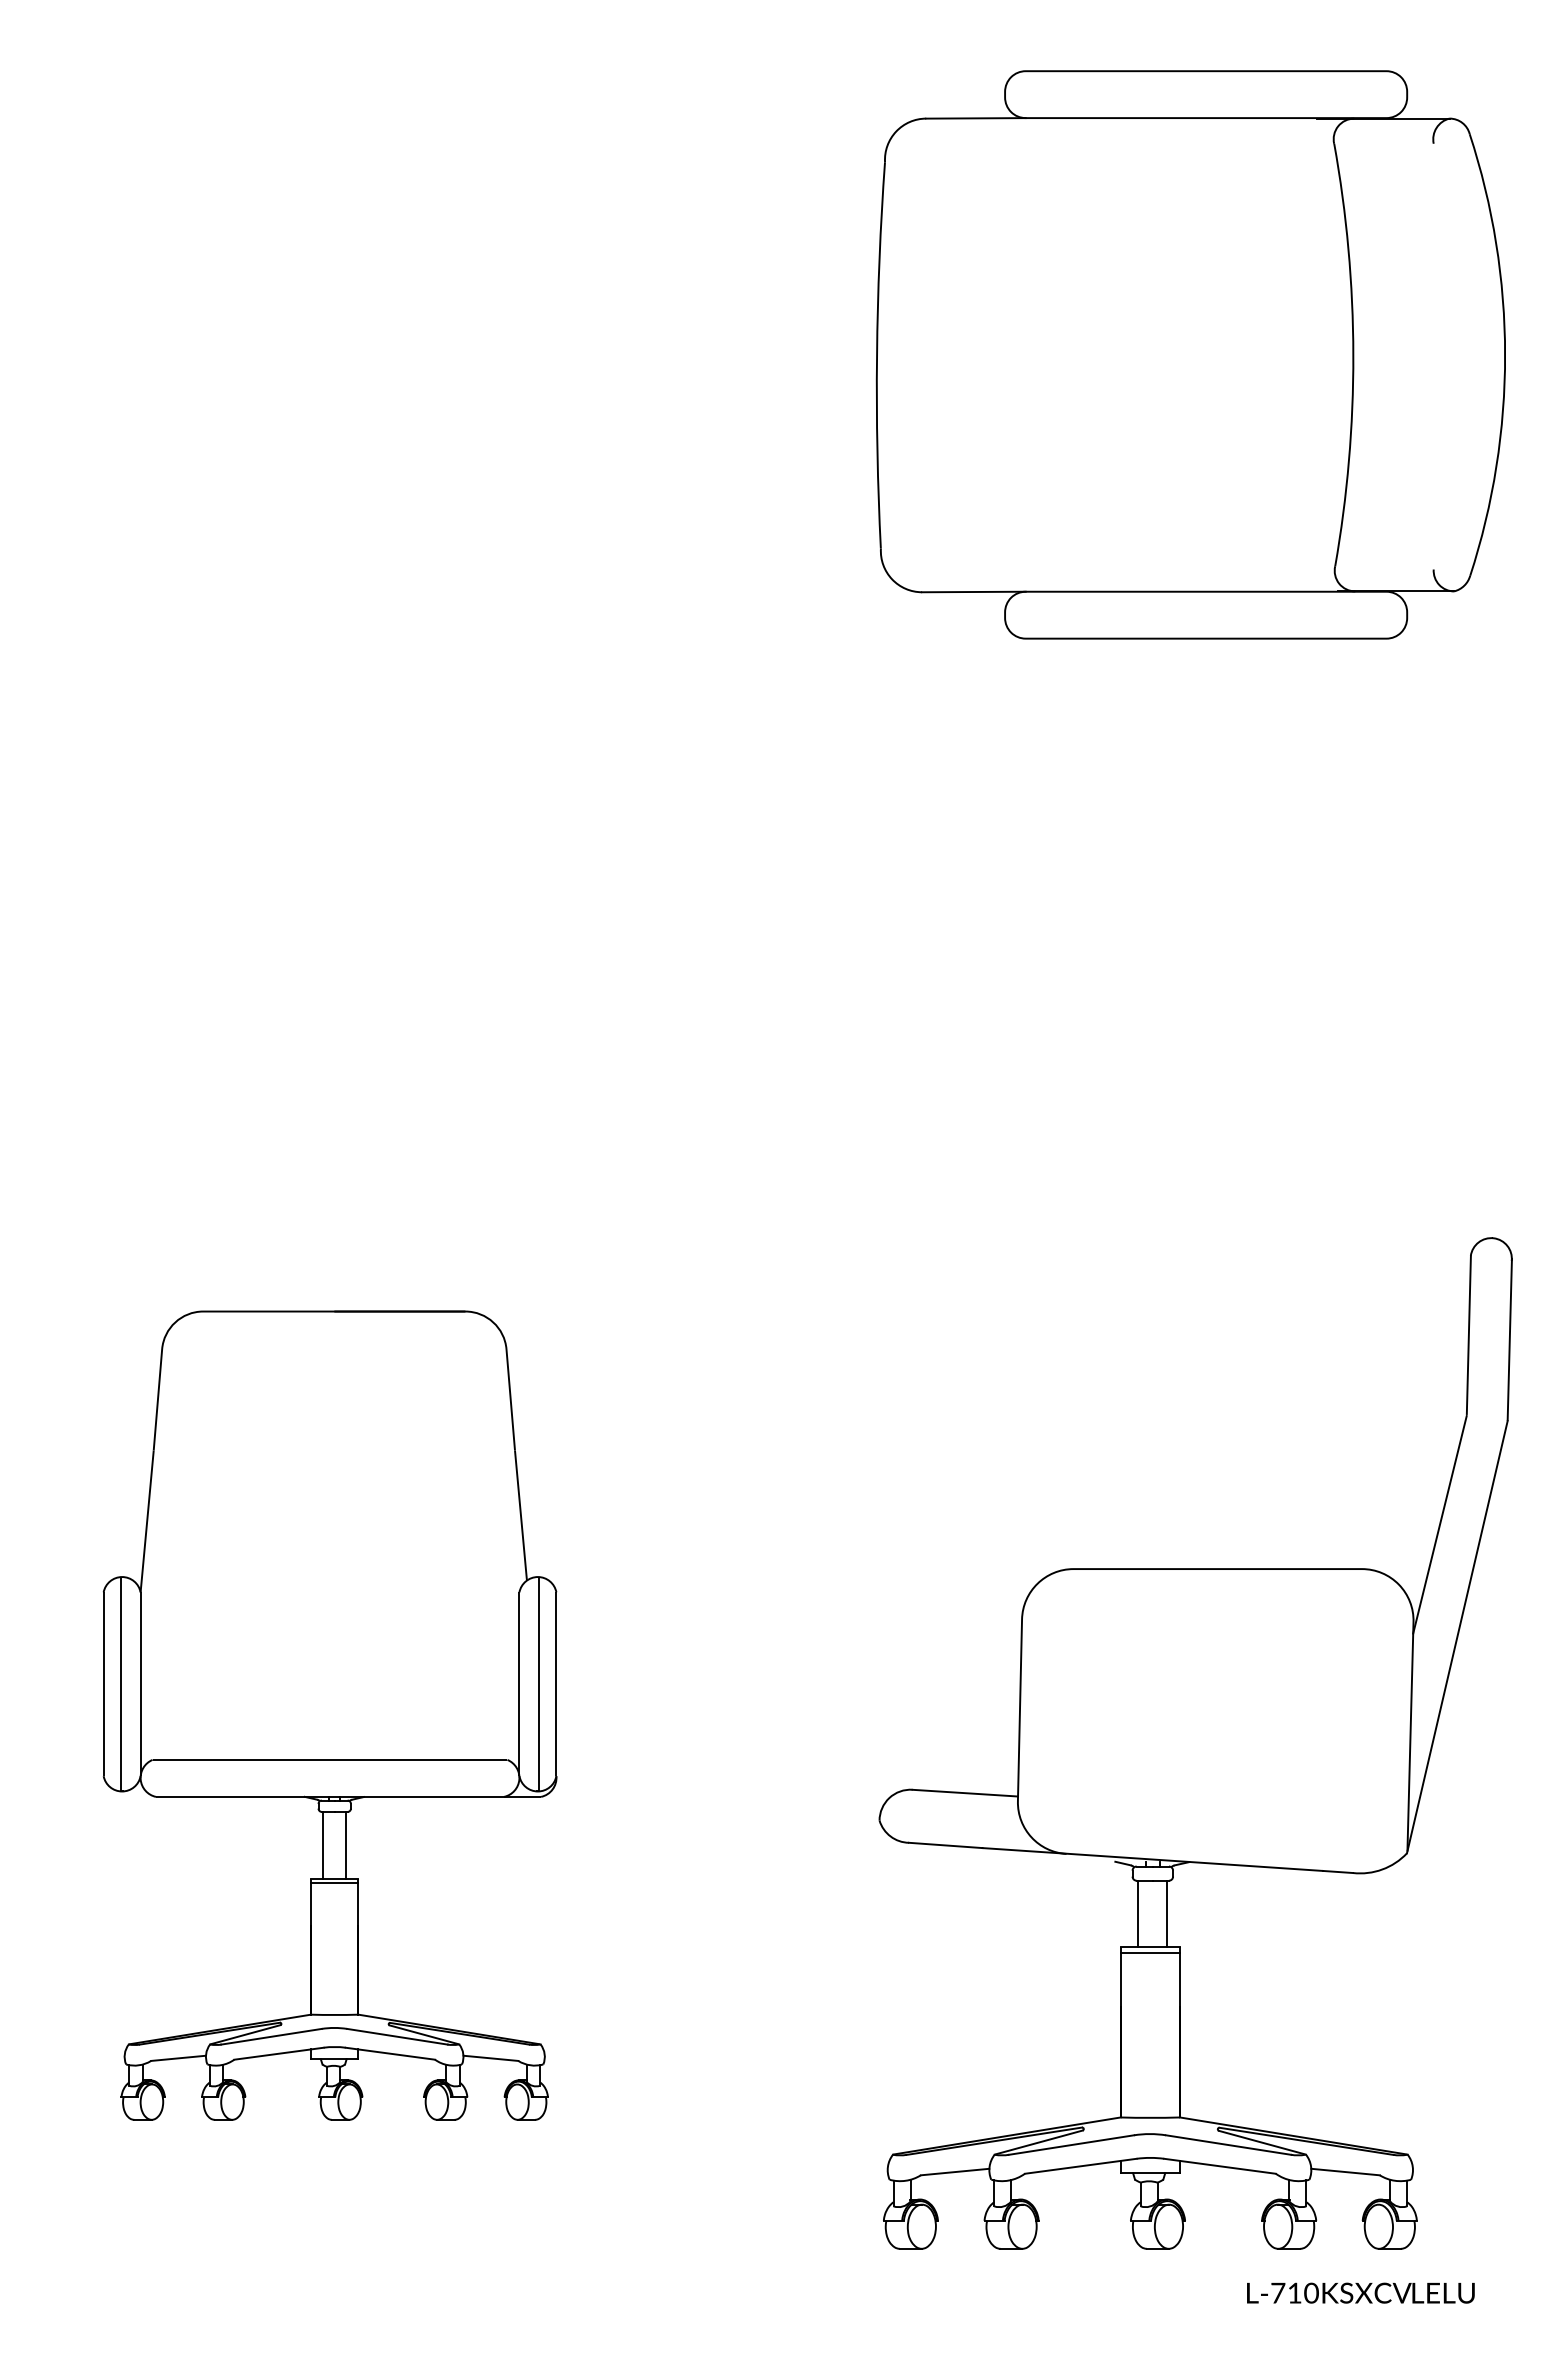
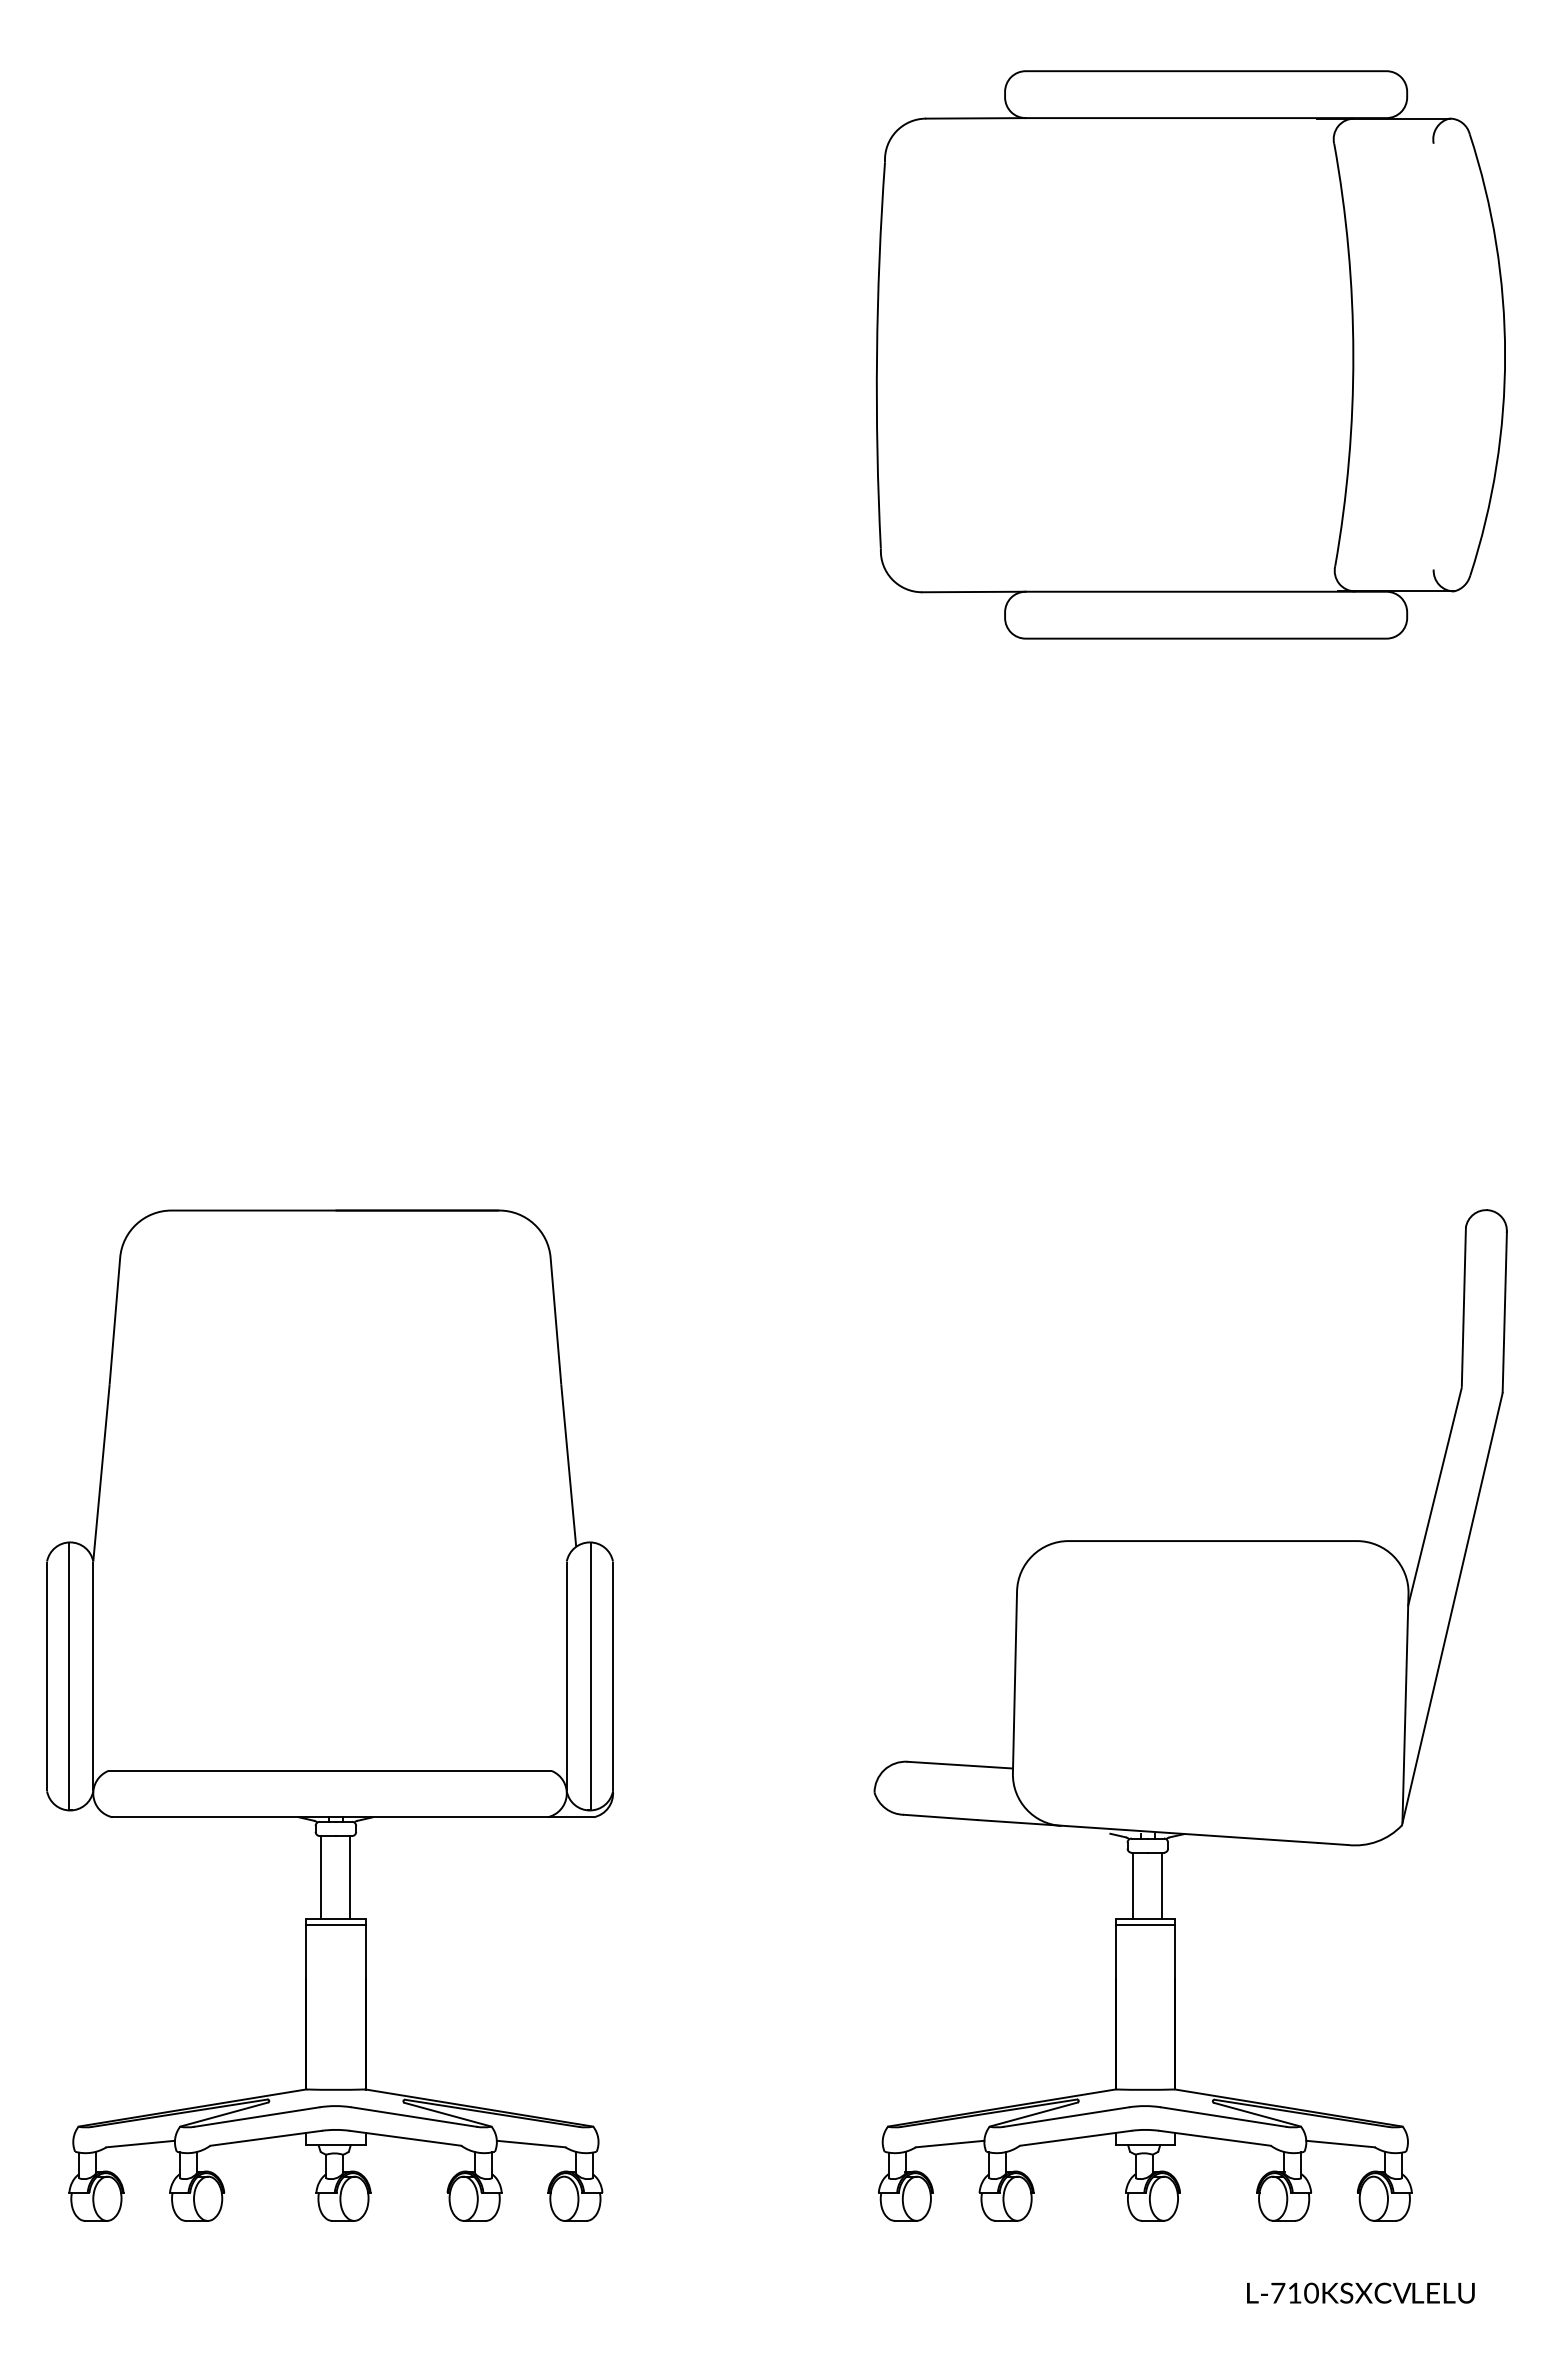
part size: 456x811 px -> 568x1013 px (329, 1715)
part position: (1195, 1743) -> (1190, 1715) (1190, 1715)
